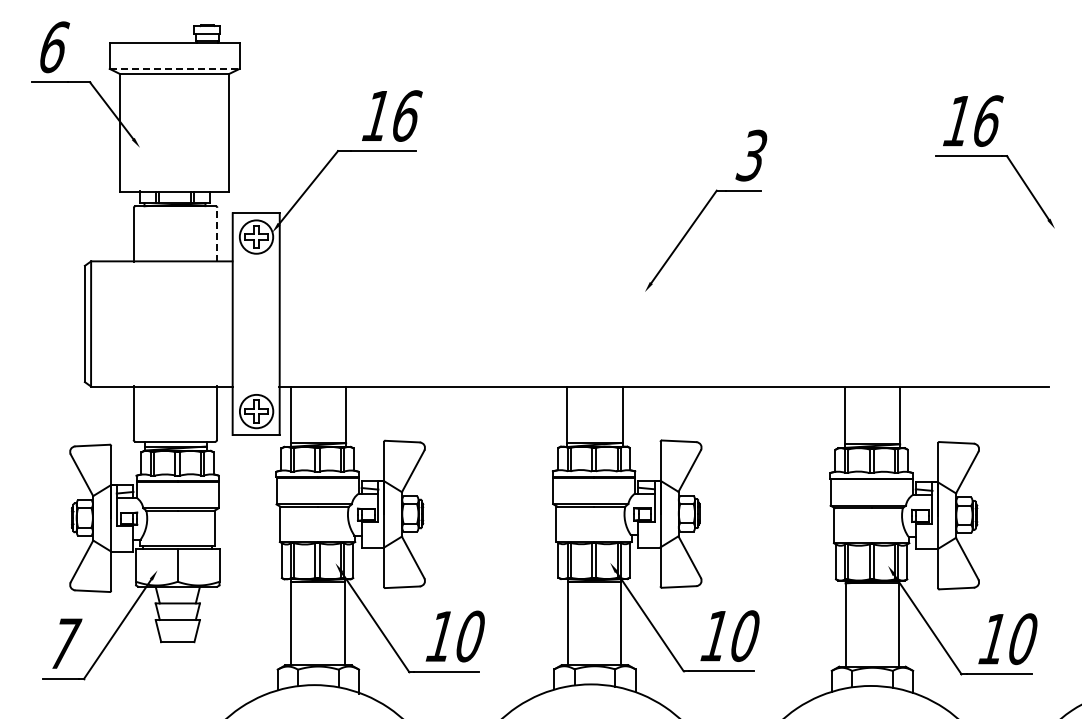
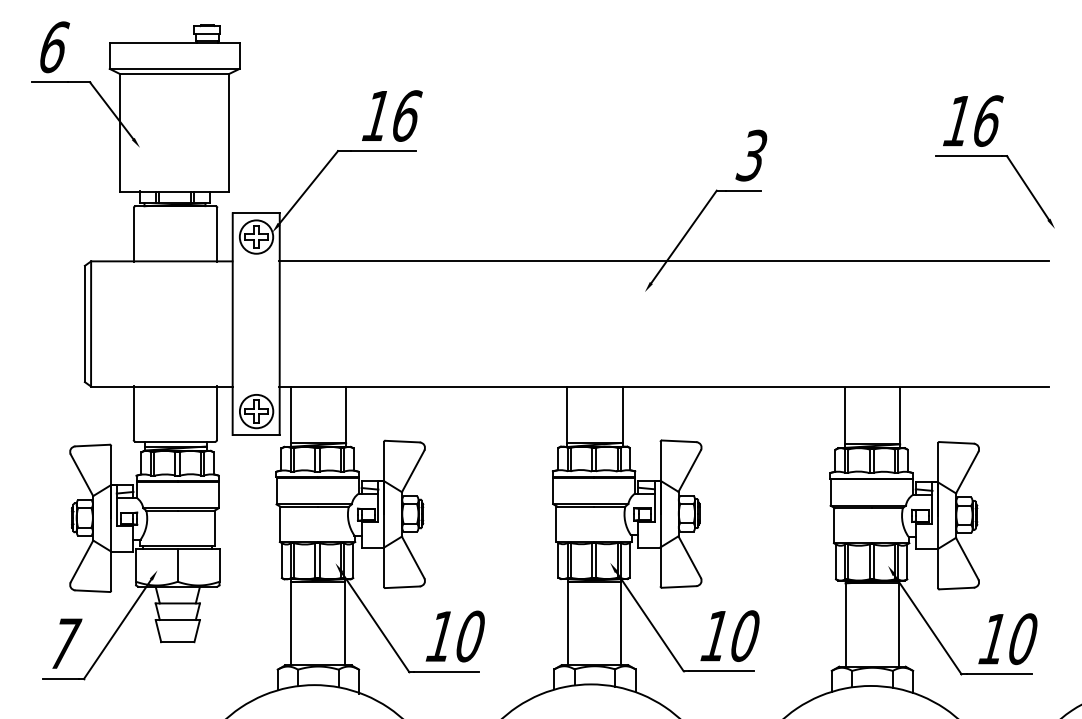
line: dashed -> solid (174, 68)
line: dashed -> solid (217, 234)
line: none -> present (663, 261)
